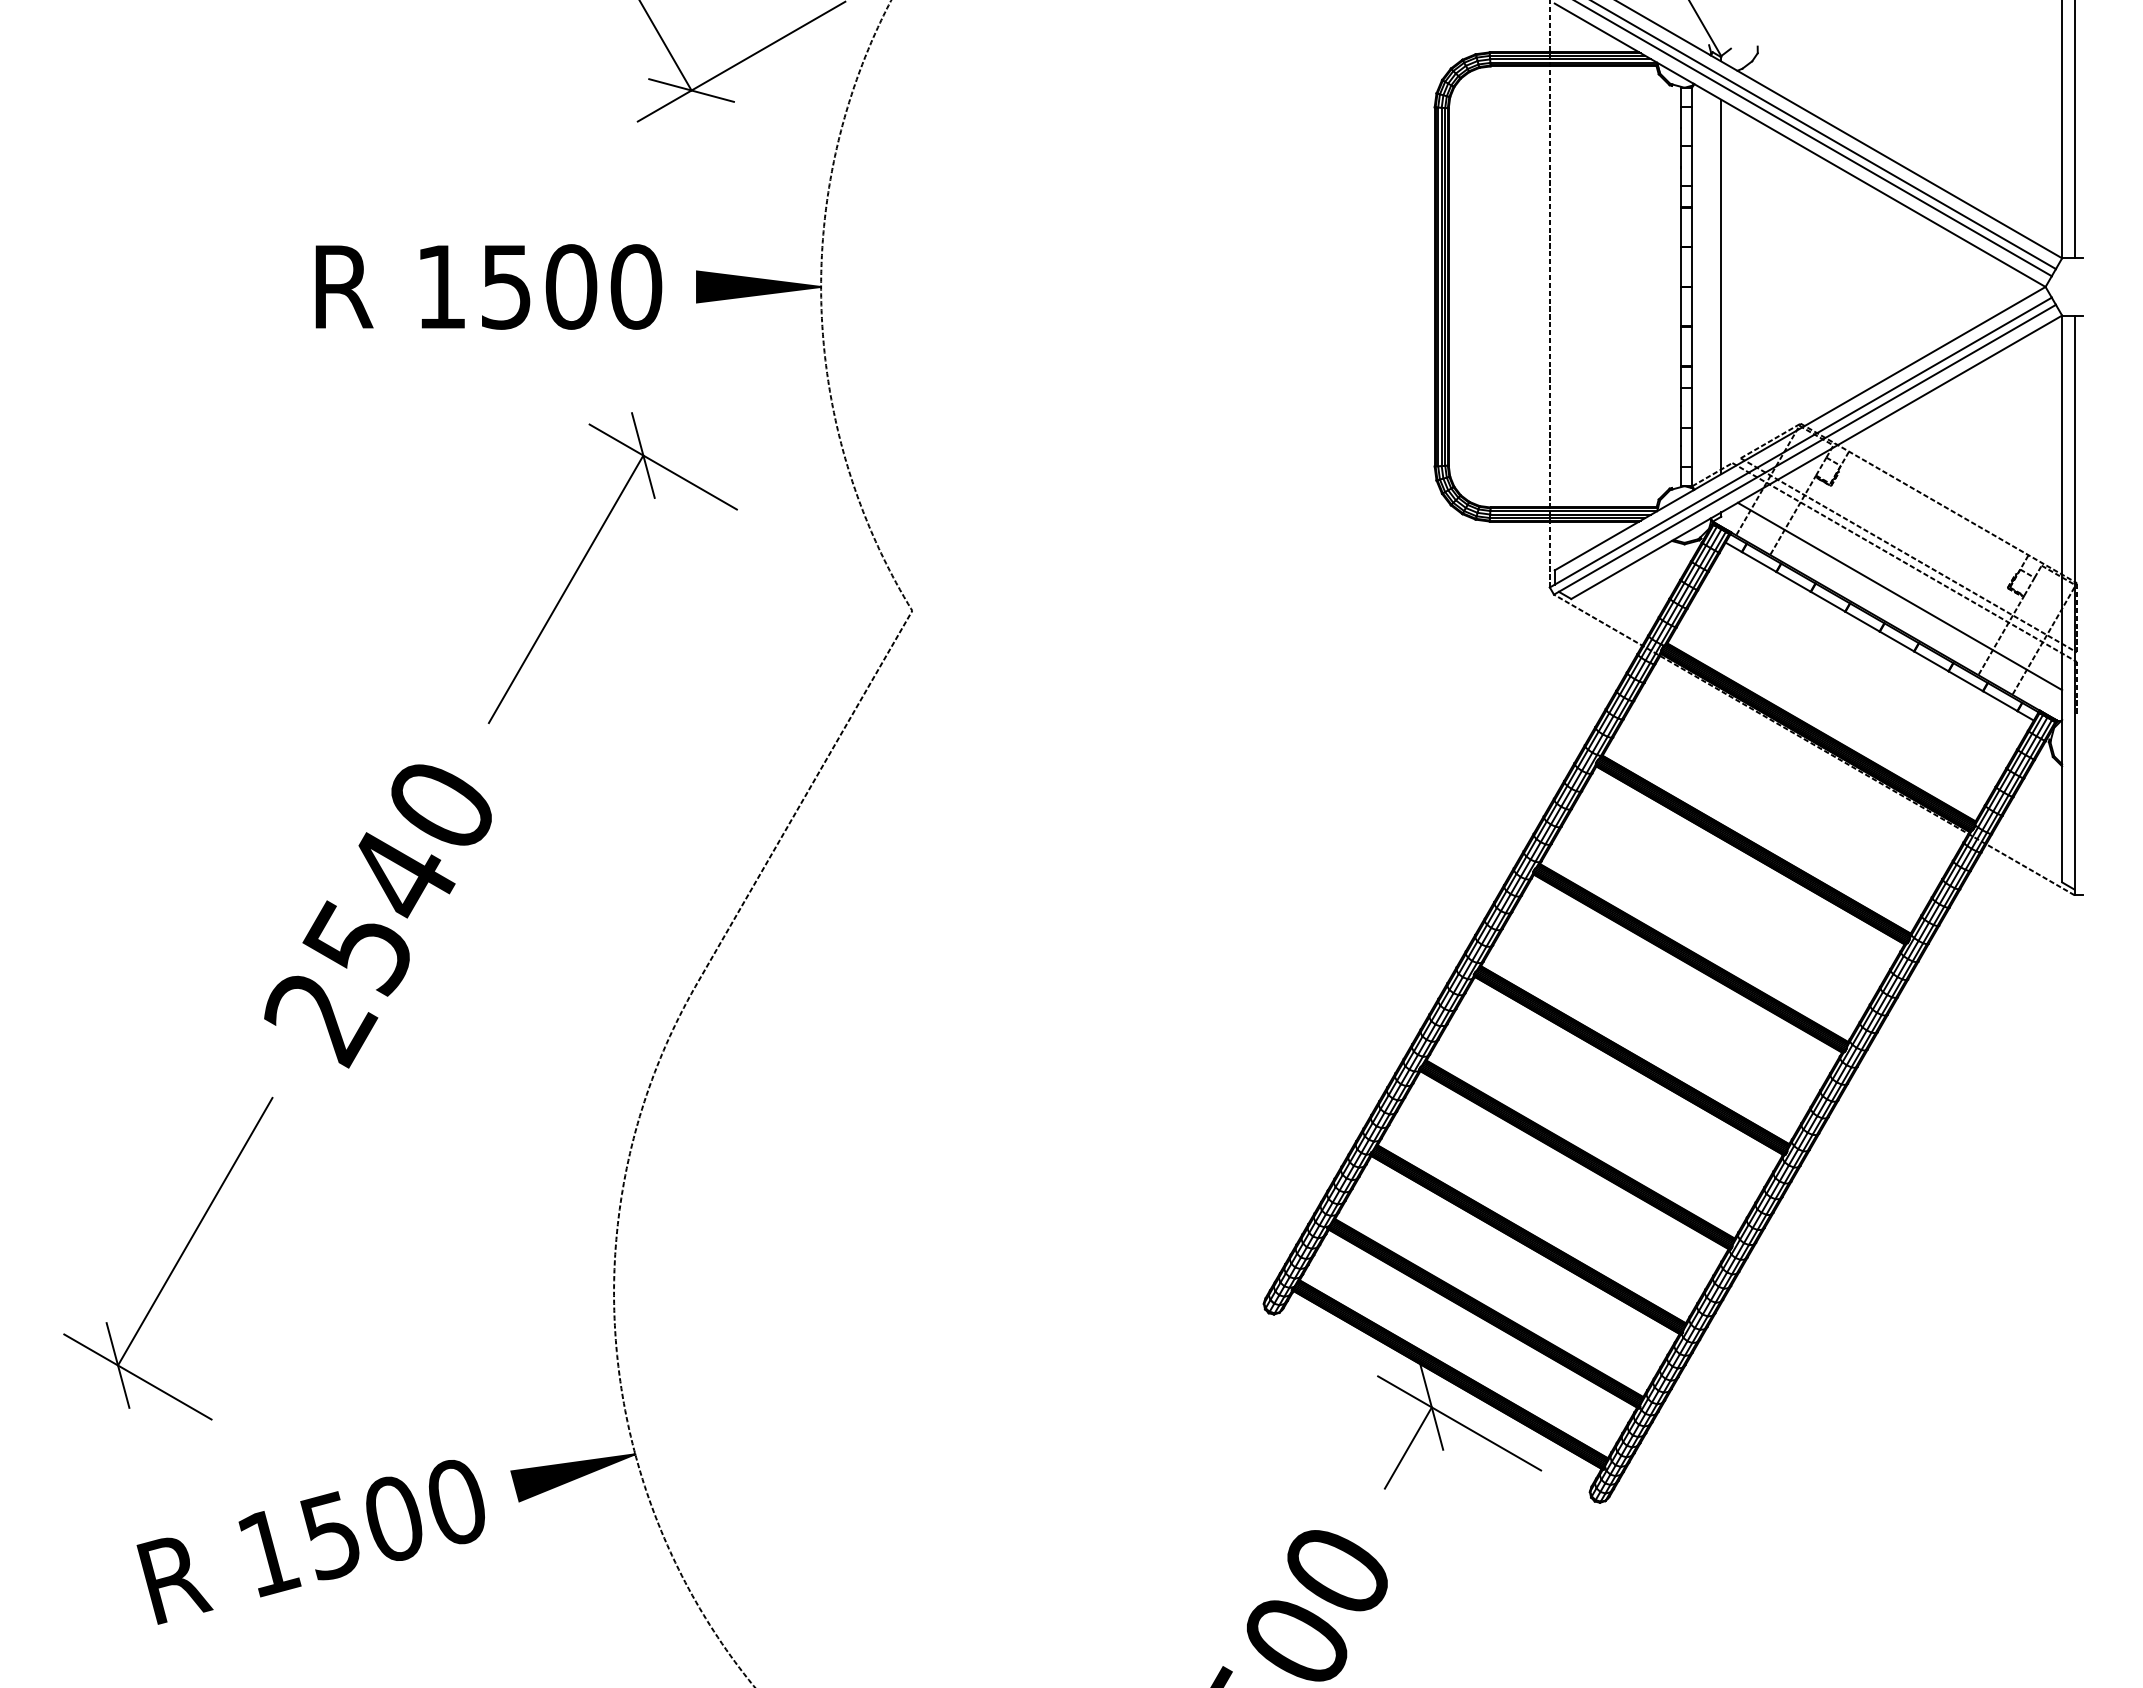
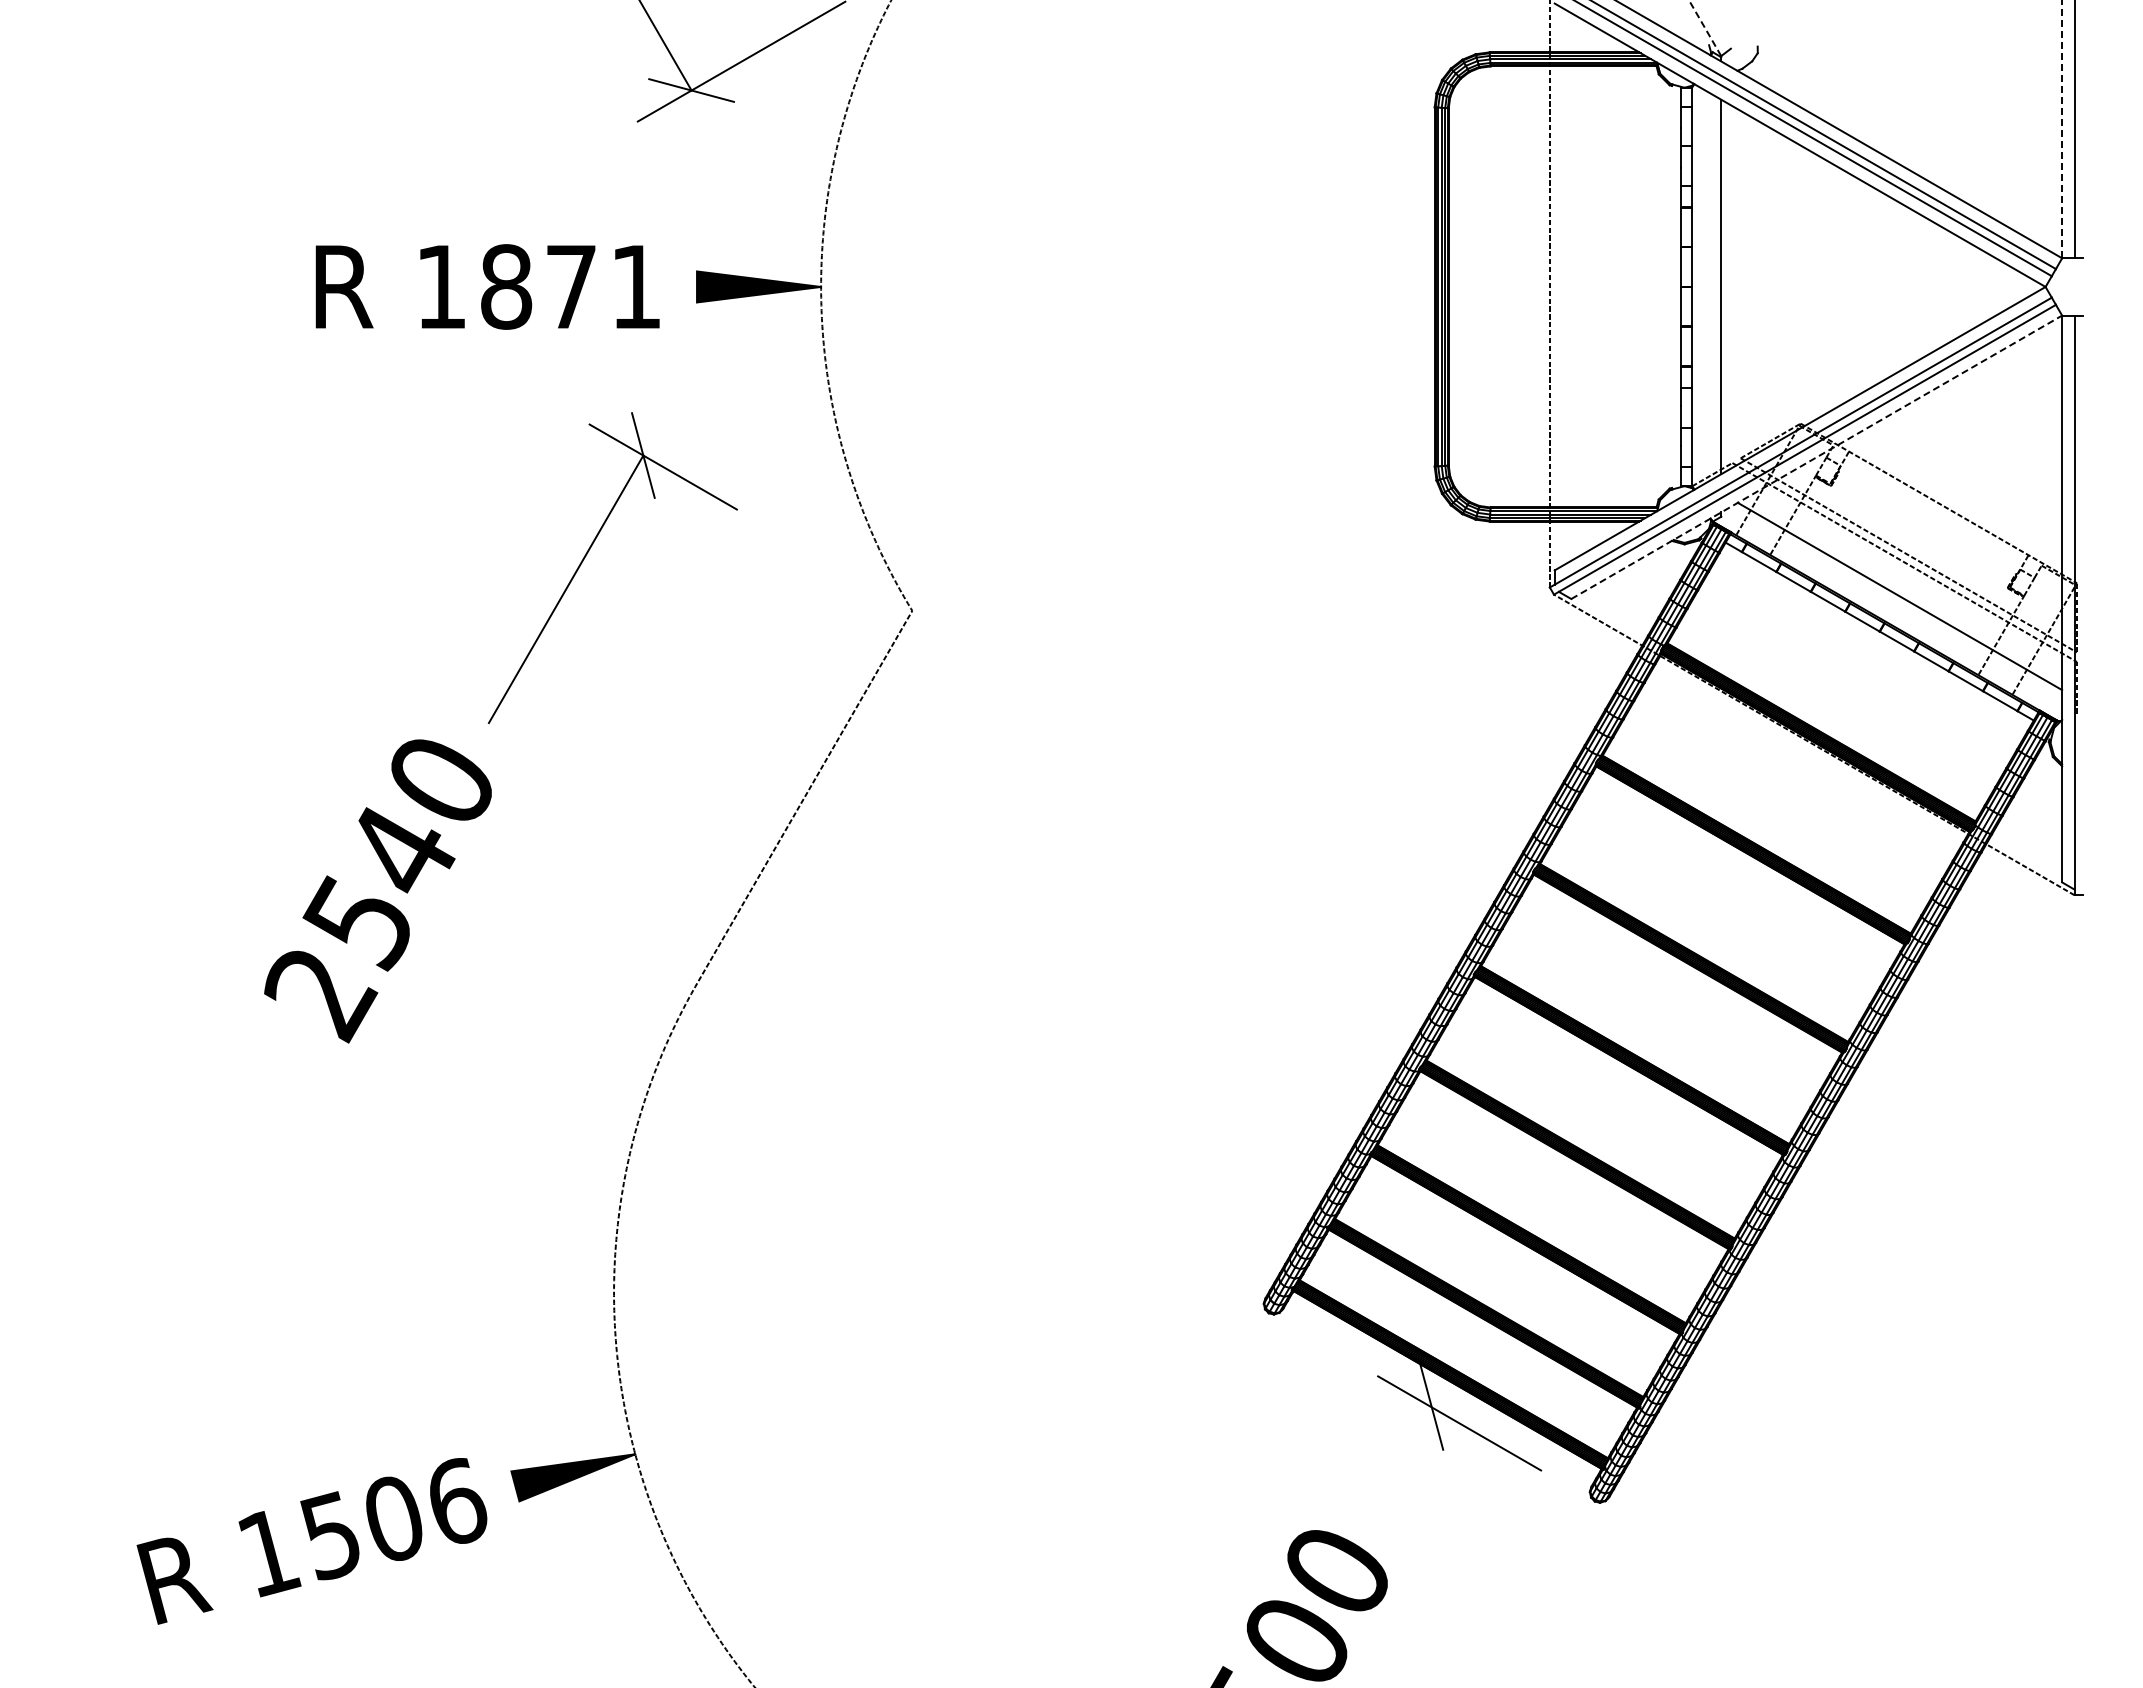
line: solid -> dashed (1705, 28)
line: solid -> dashed (2062, 129)
text: 1500 -> 1871 (571, 286)
line: solid -> dashed (1817, 457)
text position: (377, 916) -> (377, 891) (377, 891)
part: present -> none (175, 1263)
line: present -> none (1407, 1447)
text: 1500 -> 1506 (457, 1501)
